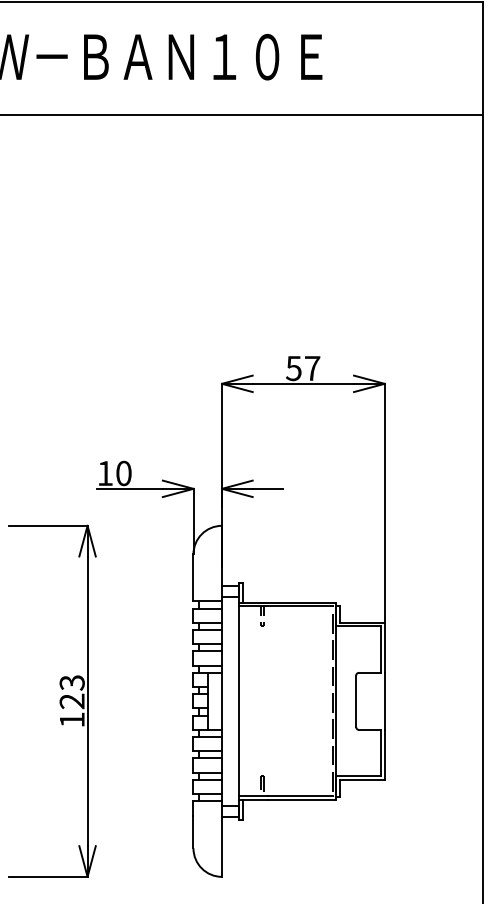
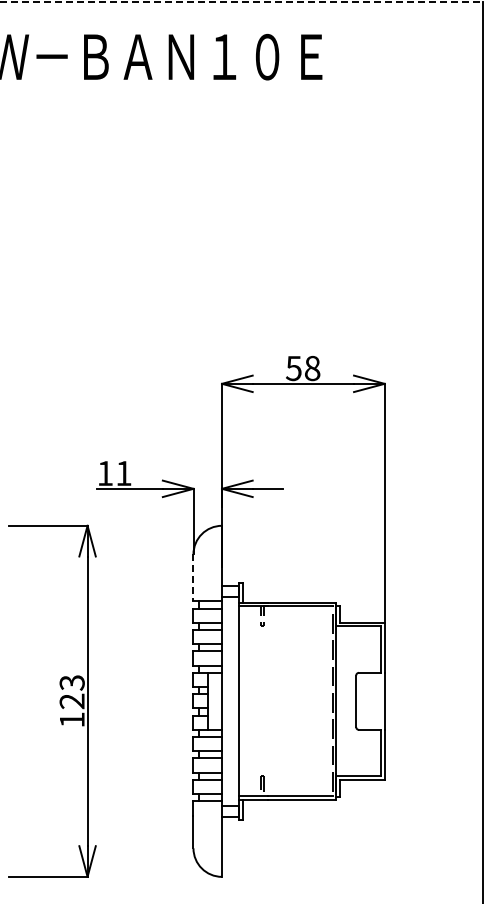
line: solid -> dashed (241, 2)
line: present -> none (242, 114)
text: 57 -> 58 (312, 368)
text: 10 -> 11 (123, 473)
line: solid -> dashed (193, 577)
